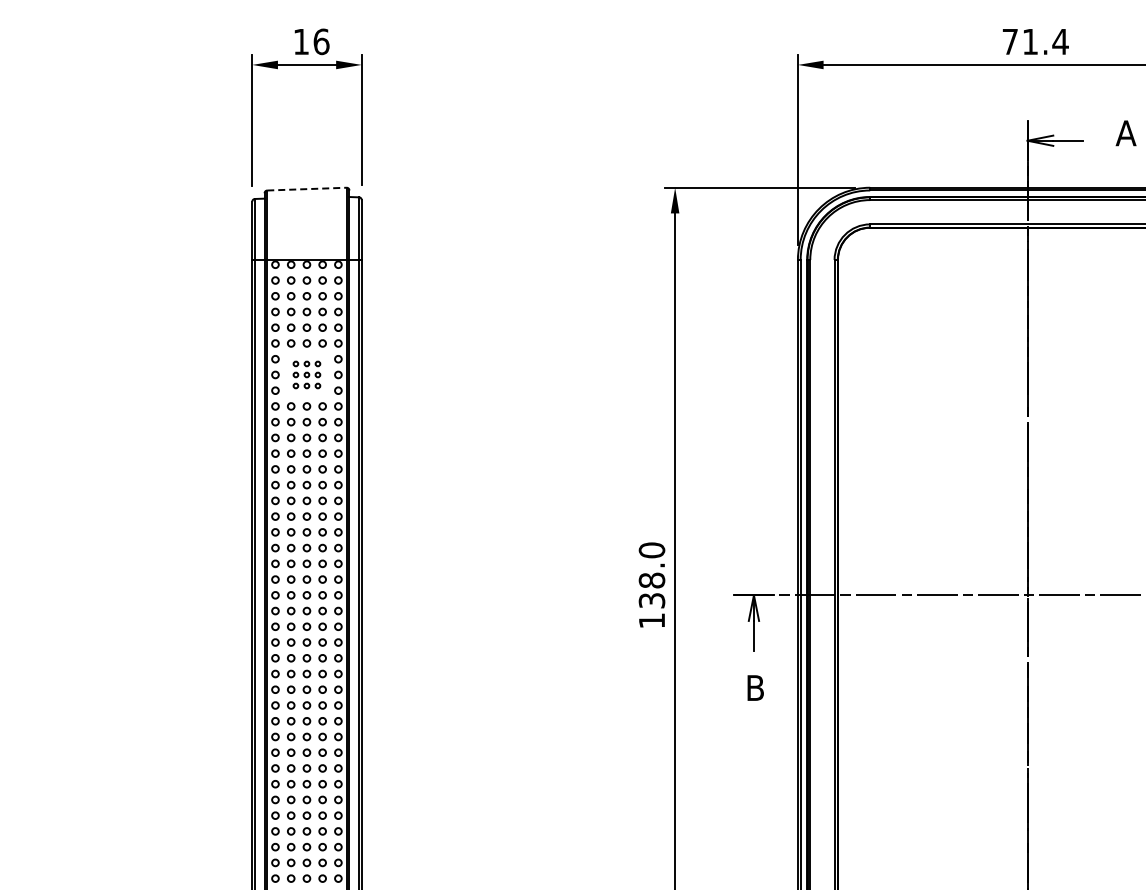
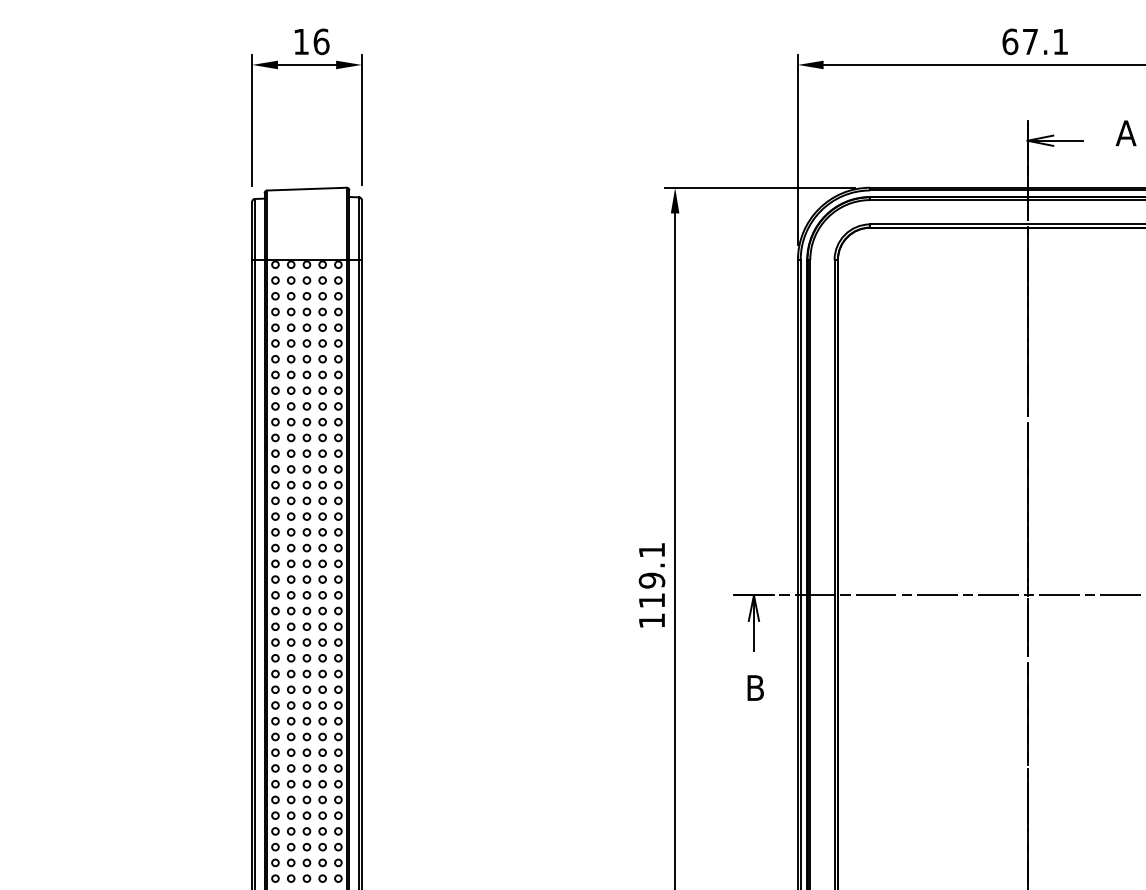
text: 71.4 -> 67.1 (1035, 41)
line: dashed -> solid (306, 189)
part size: 30x30 px -> 40x40 px (306, 374)
text: 138.0 -> 119.1 (651, 575)
